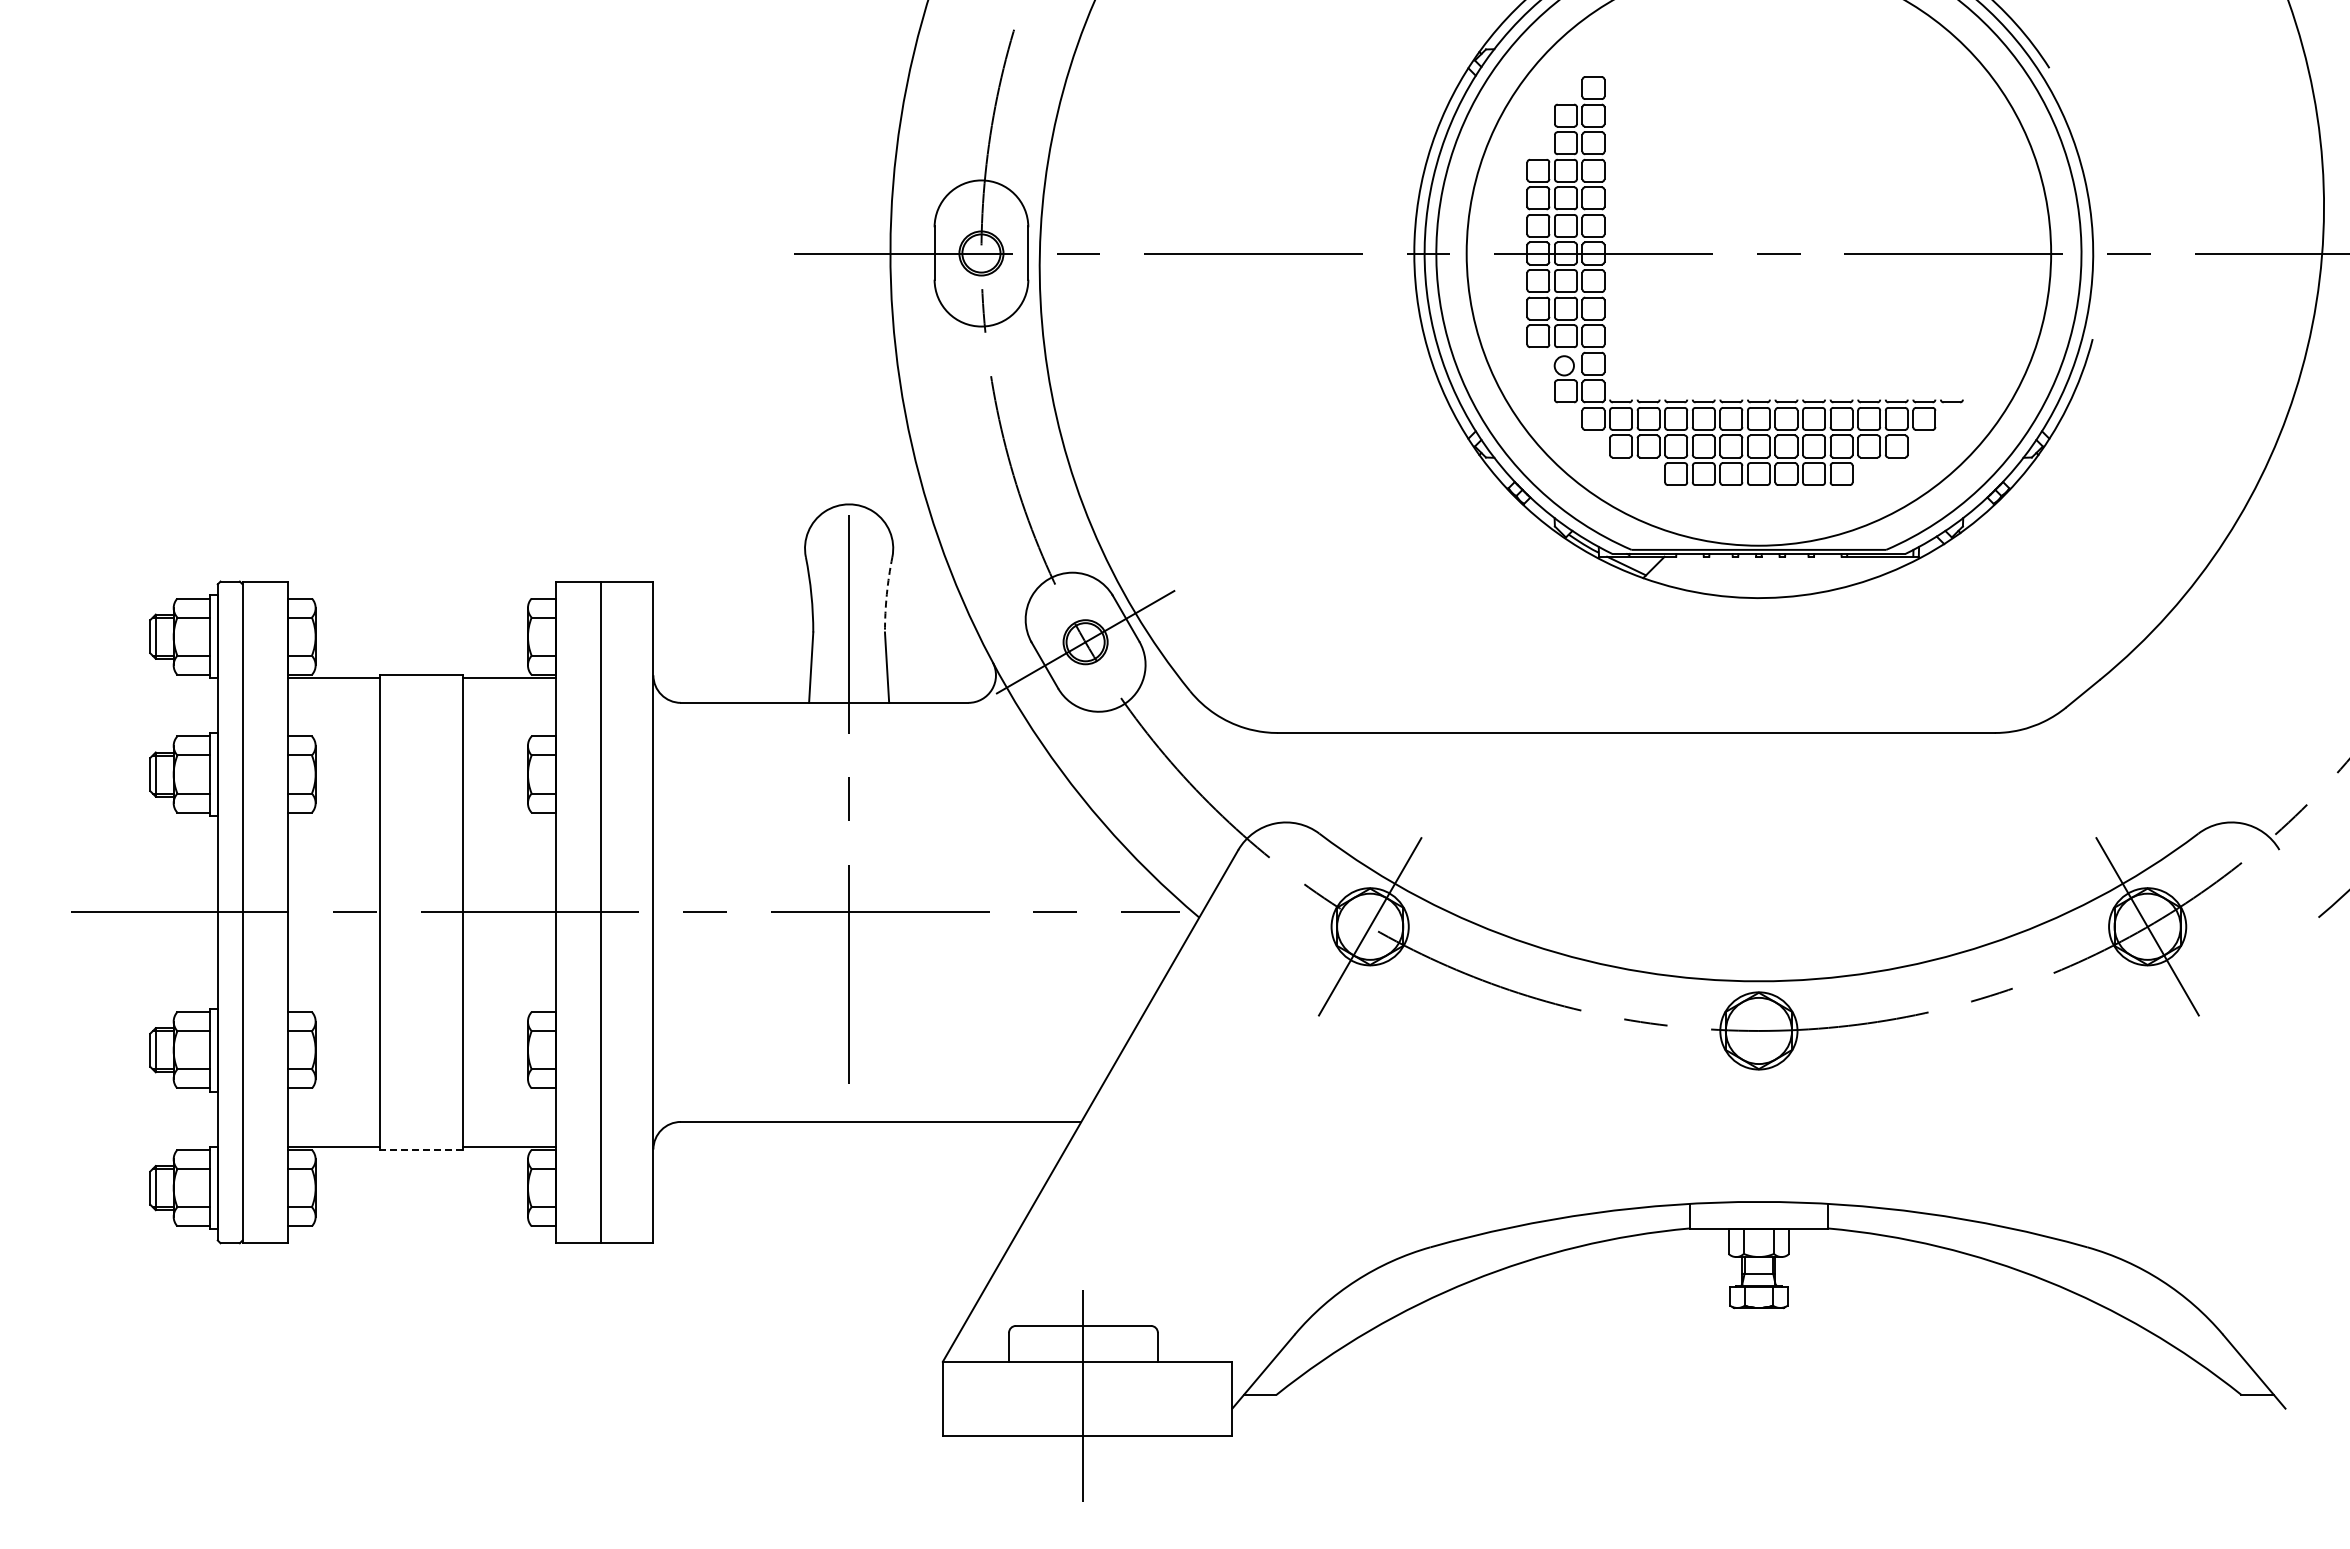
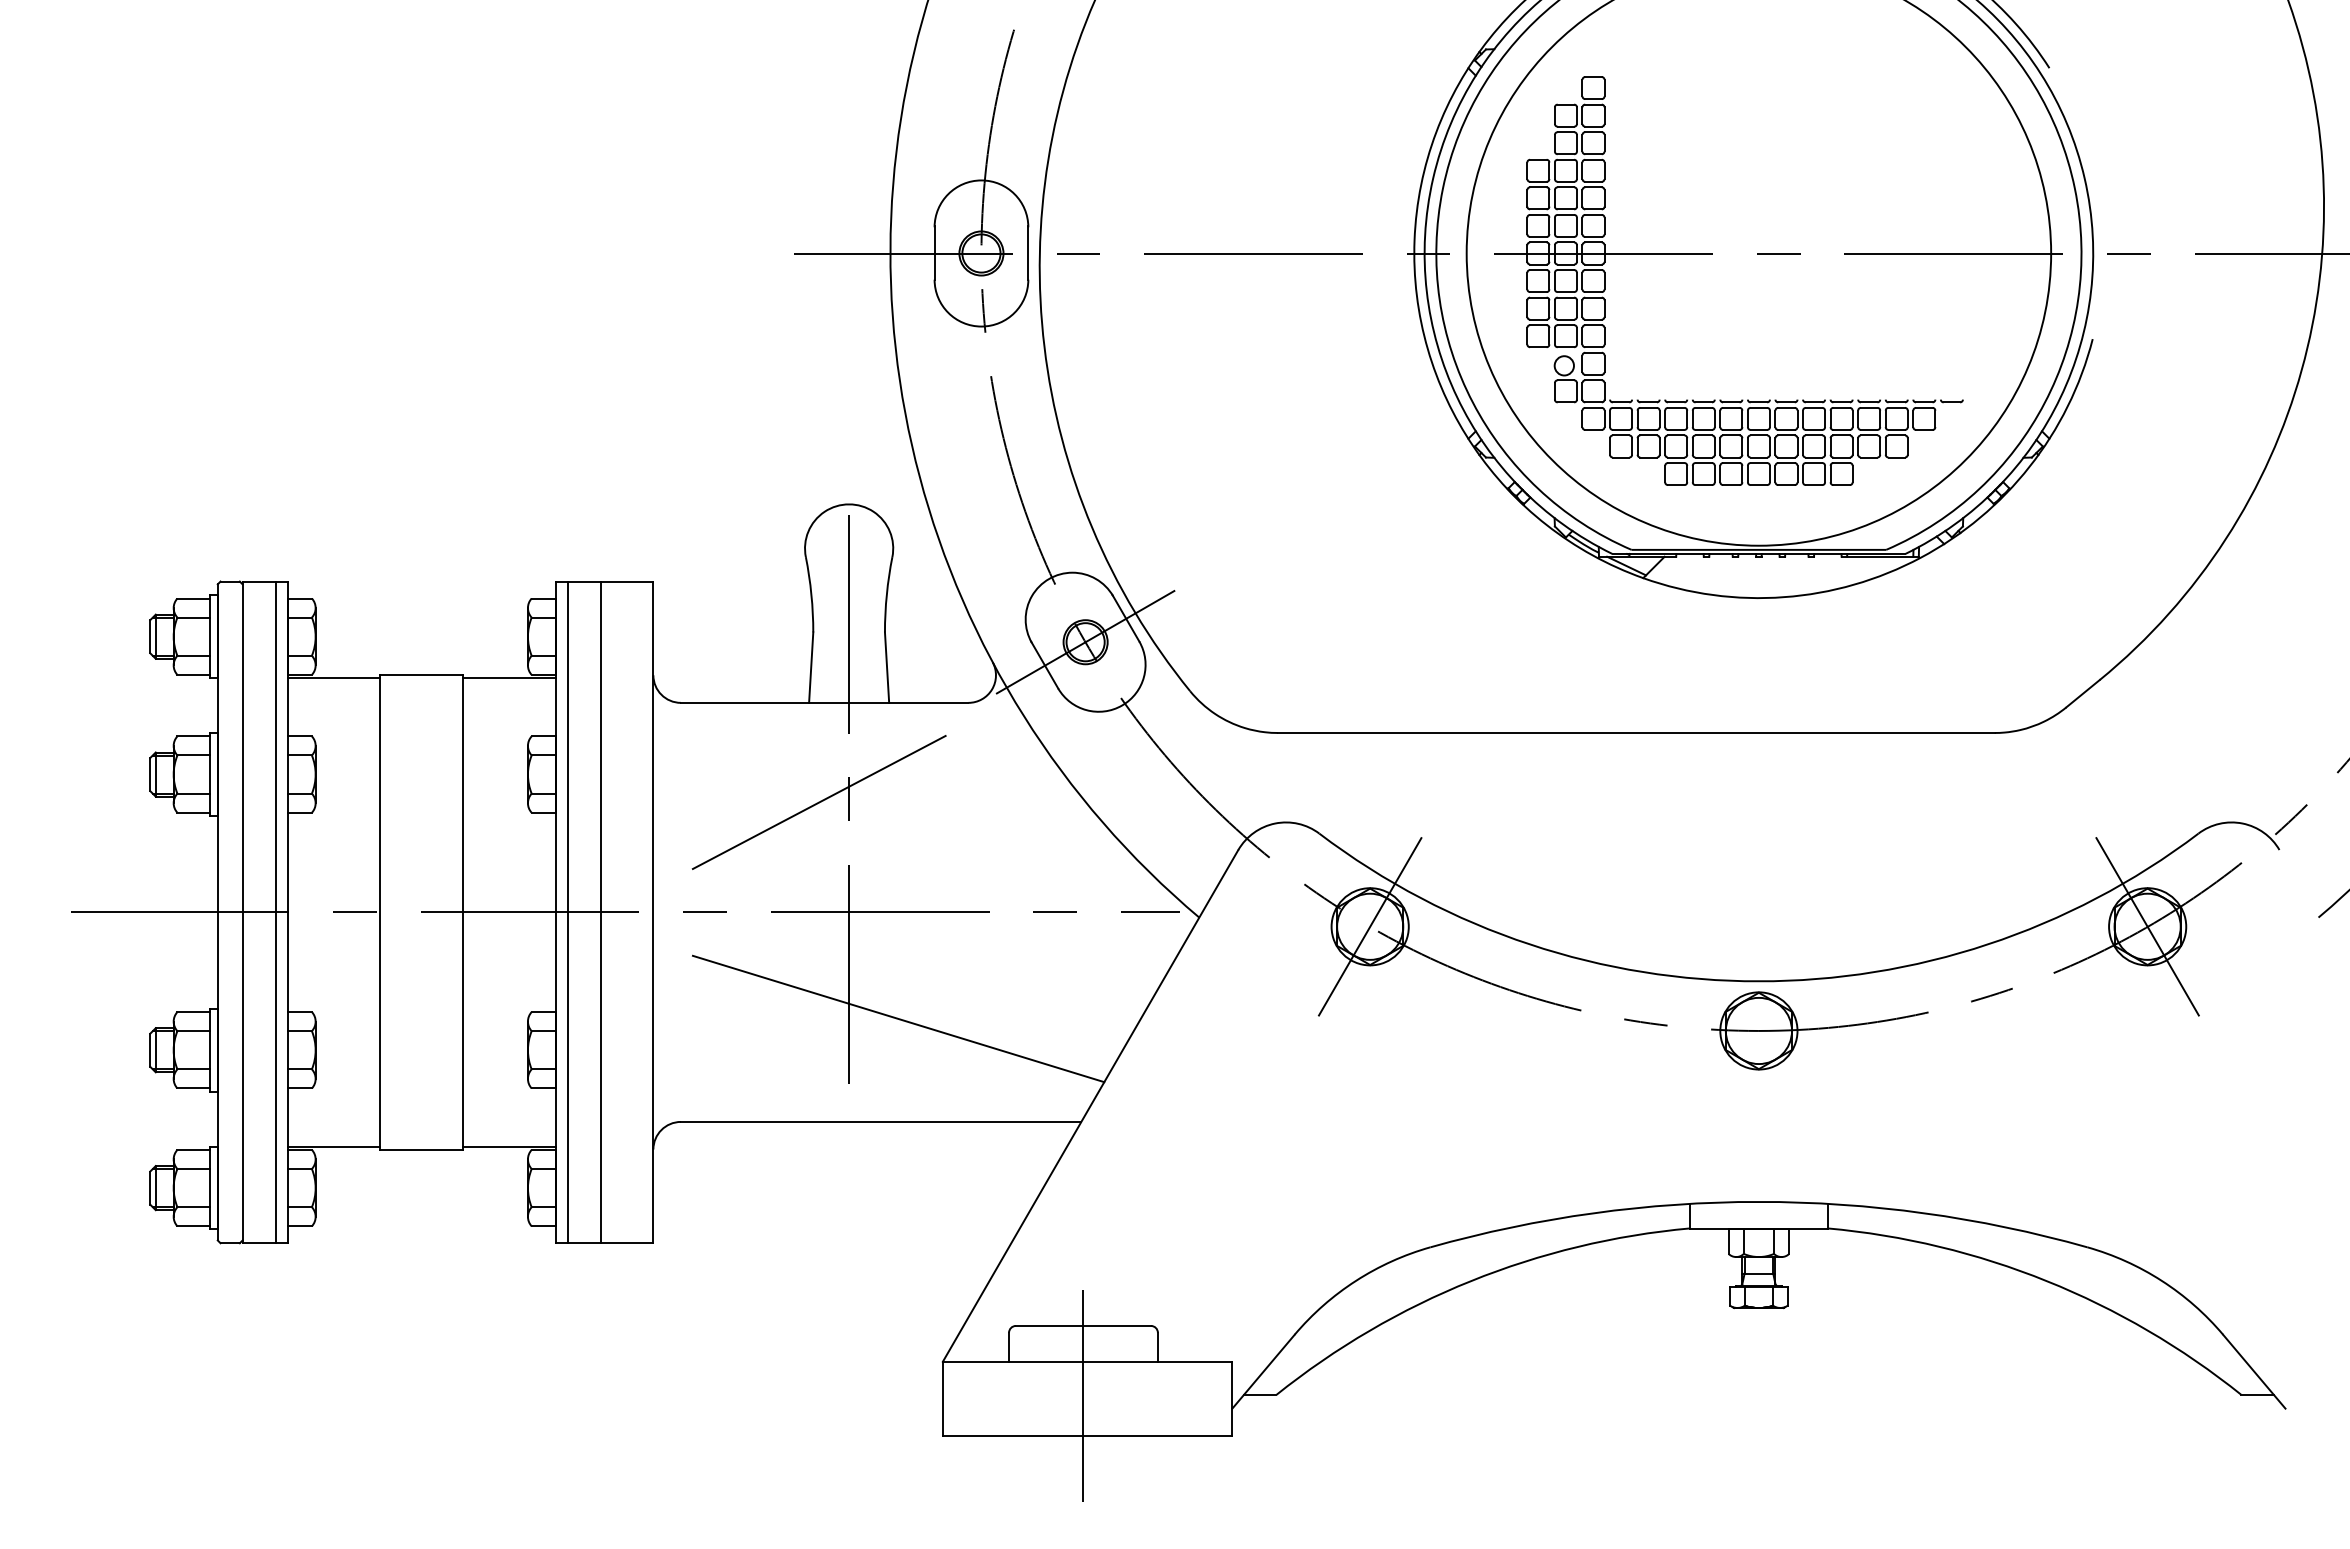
arc: dashed -> solid (886, 594)
line: none -> present (818, 801)
line: none -> present (275, 912)
line: none -> present (567, 912)
line: none -> present (898, 1018)
line: dashed -> solid (421, 1149)
